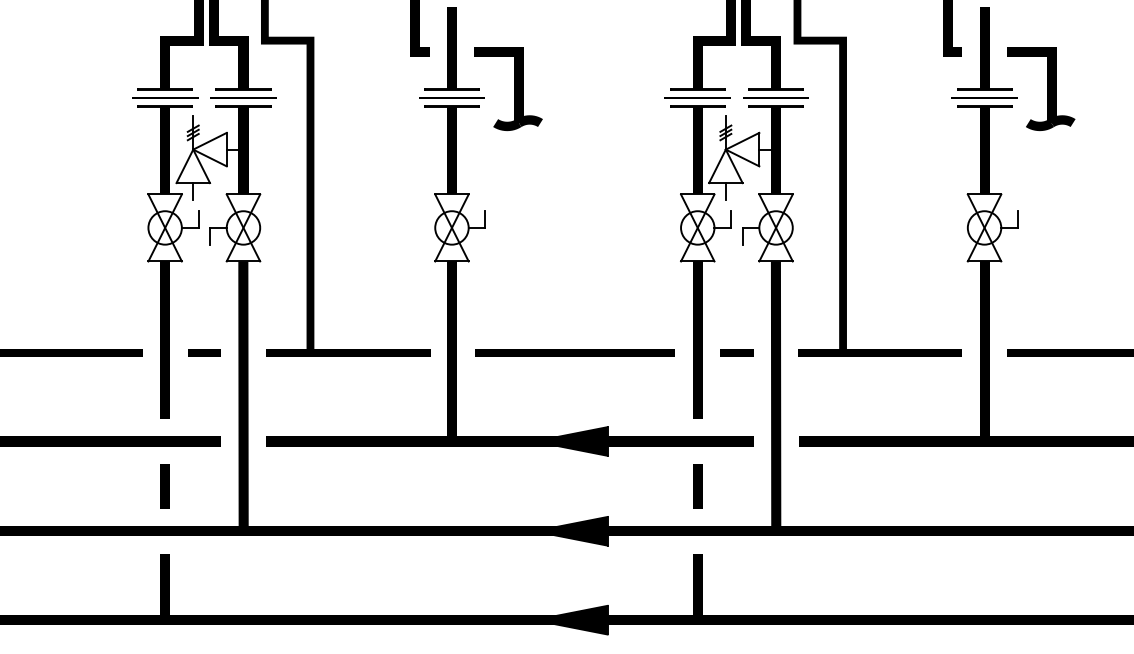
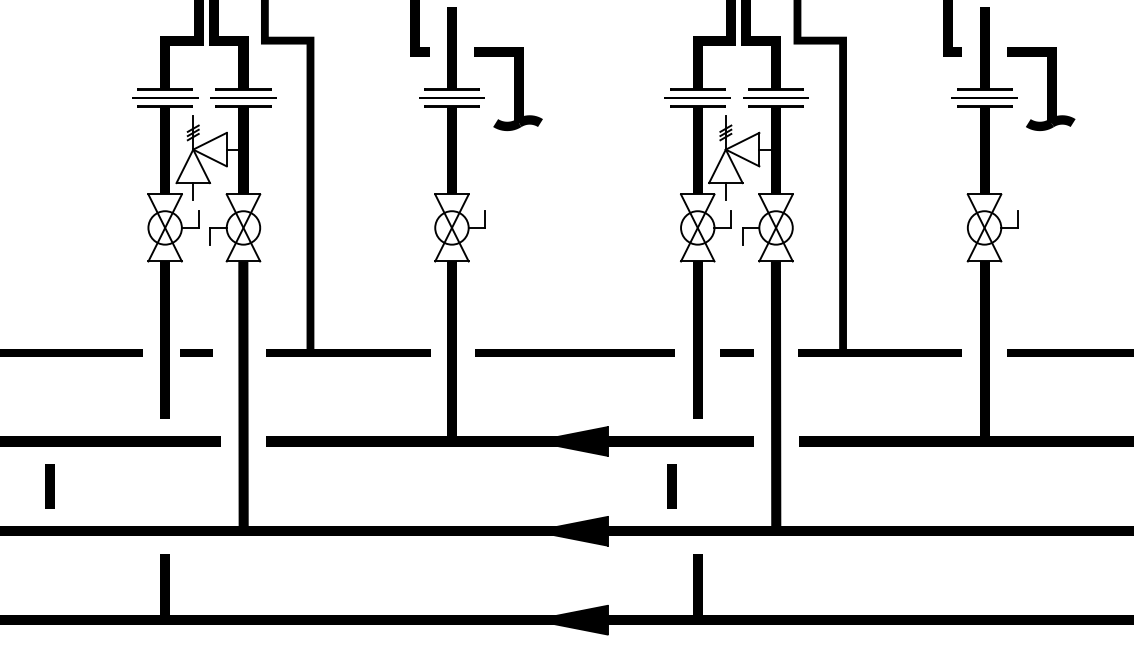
line position: (204, 352) -> (196, 352) (196, 352)
line position: (164, 486) -> (49, 486) (49, 486)
line position: (697, 486) -> (671, 486) (671, 486)
